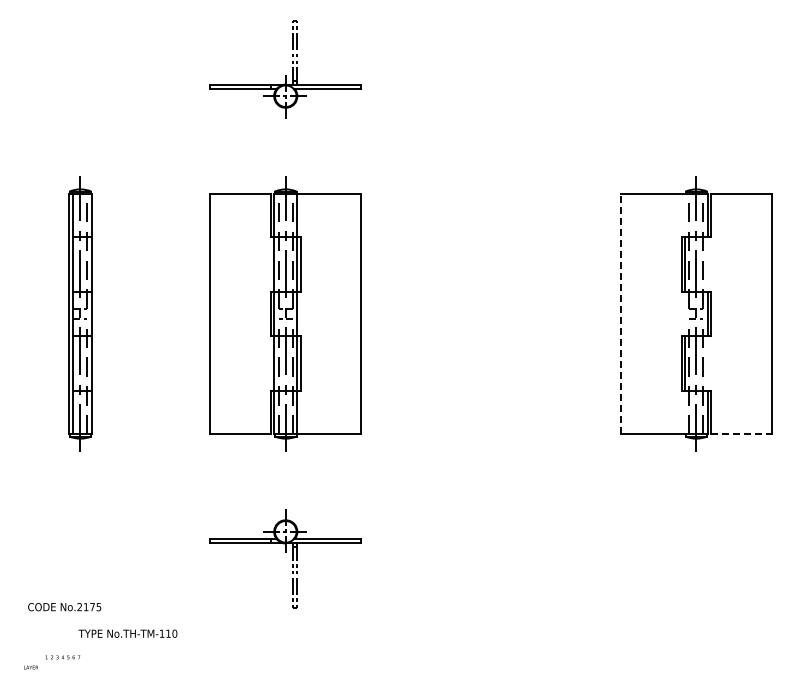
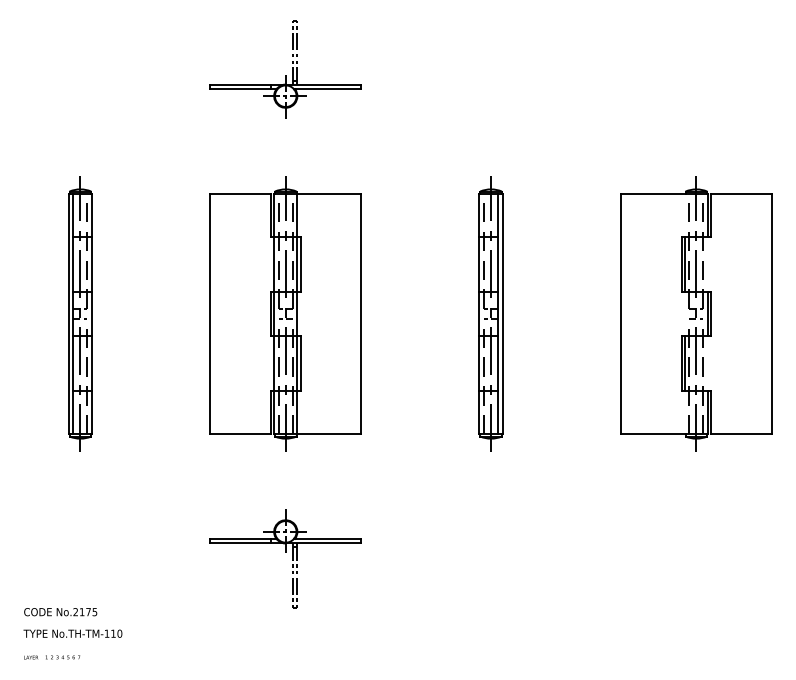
part: none -> present (490, 313)
line: dashed -> solid (620, 313)
line: dashed -> solid (742, 434)
text position: (64, 607) -> (60, 612) (60, 612)
text position: (127, 633) -> (72, 633) (72, 633)
text position: (31, 667) -> (31, 657) (31, 657)
